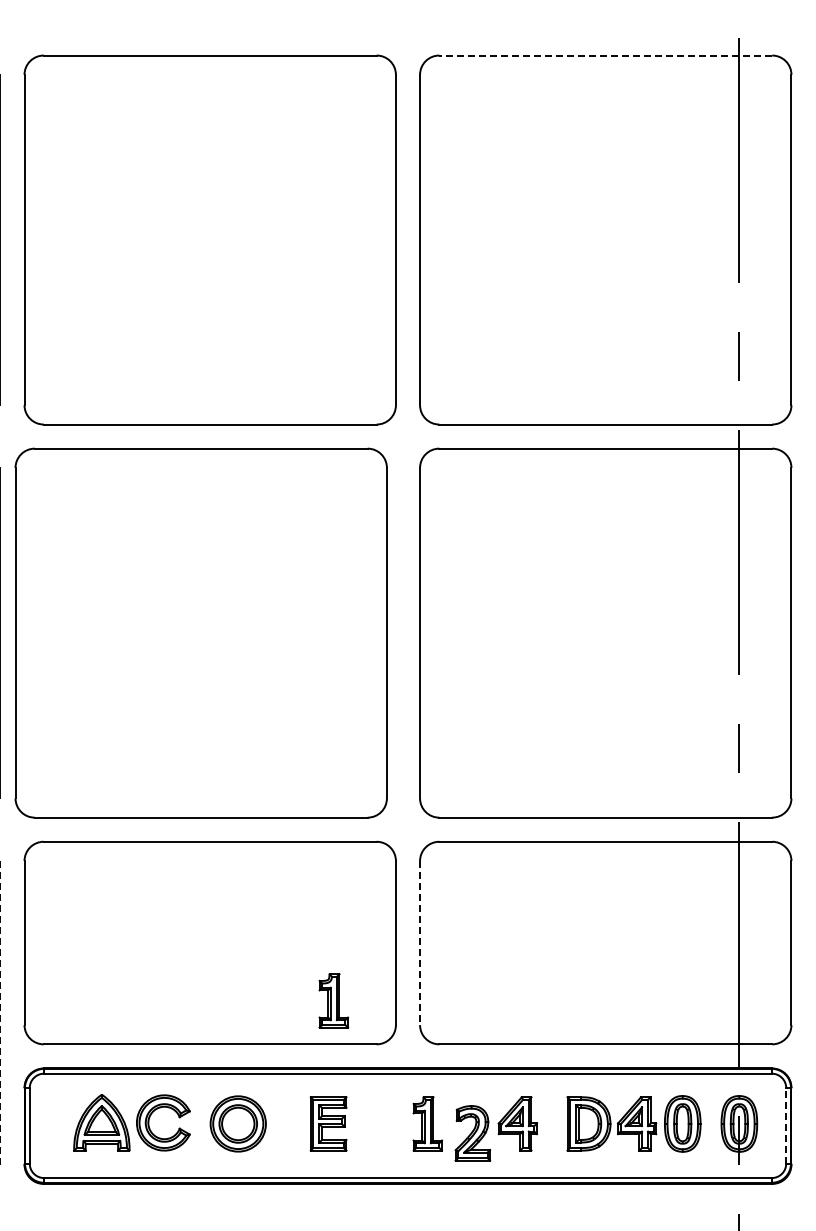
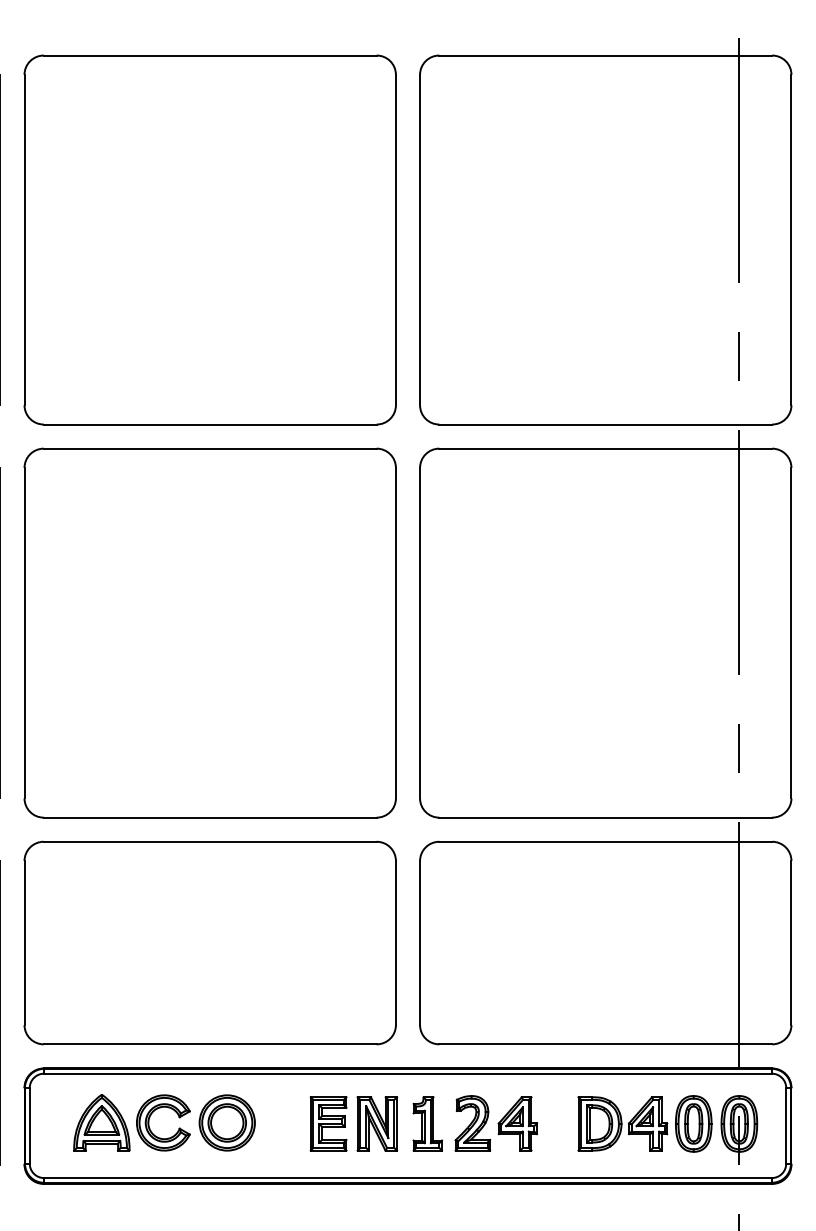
line: dashed -> solid (605, 55)
part position: (200, 632) -> (209, 632) (209, 632)
line: dashed -> solid (420, 943)
part: present -> none (333, 1000)
line: dashed -> solid (0, 1012)
part position: (237, 1123) -> (226, 1122) (226, 1122)
part: none -> present (377, 1123)
part position: (633, 1123) -> (644, 1123) (644, 1123)
line: dashed -> solid (786, 1125)
part position: (472, 1133) -> (472, 1123) (472, 1123)
